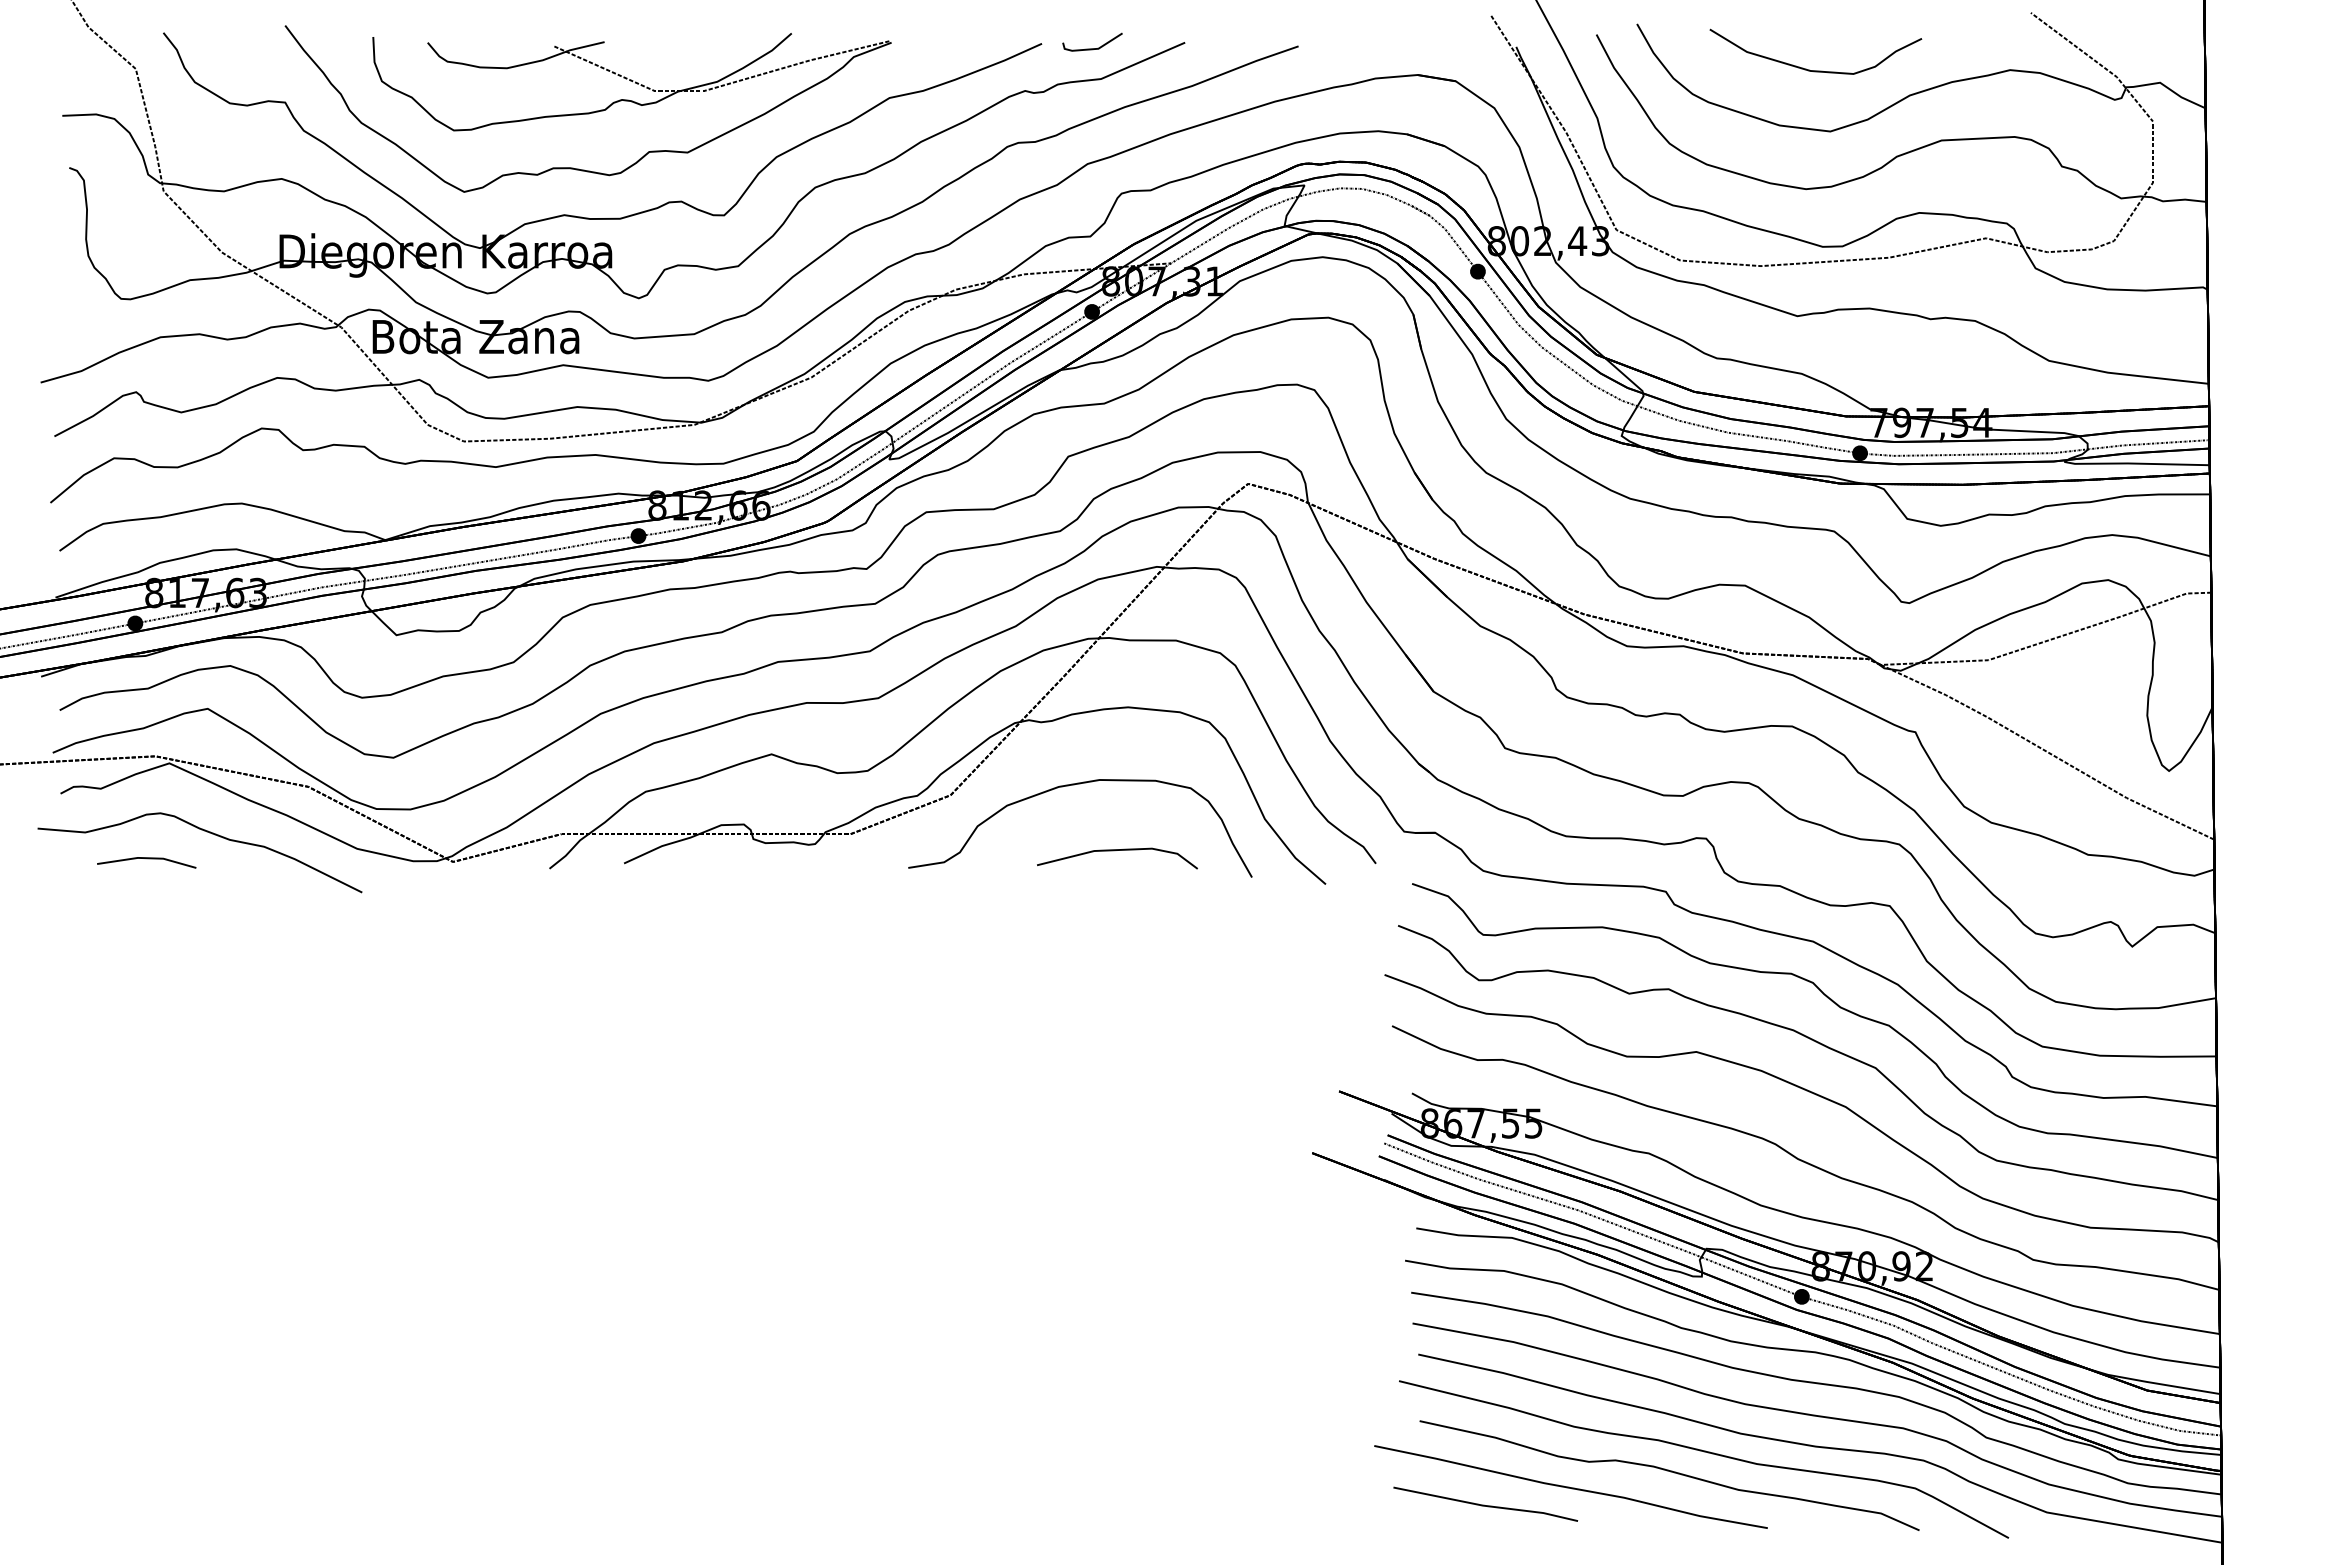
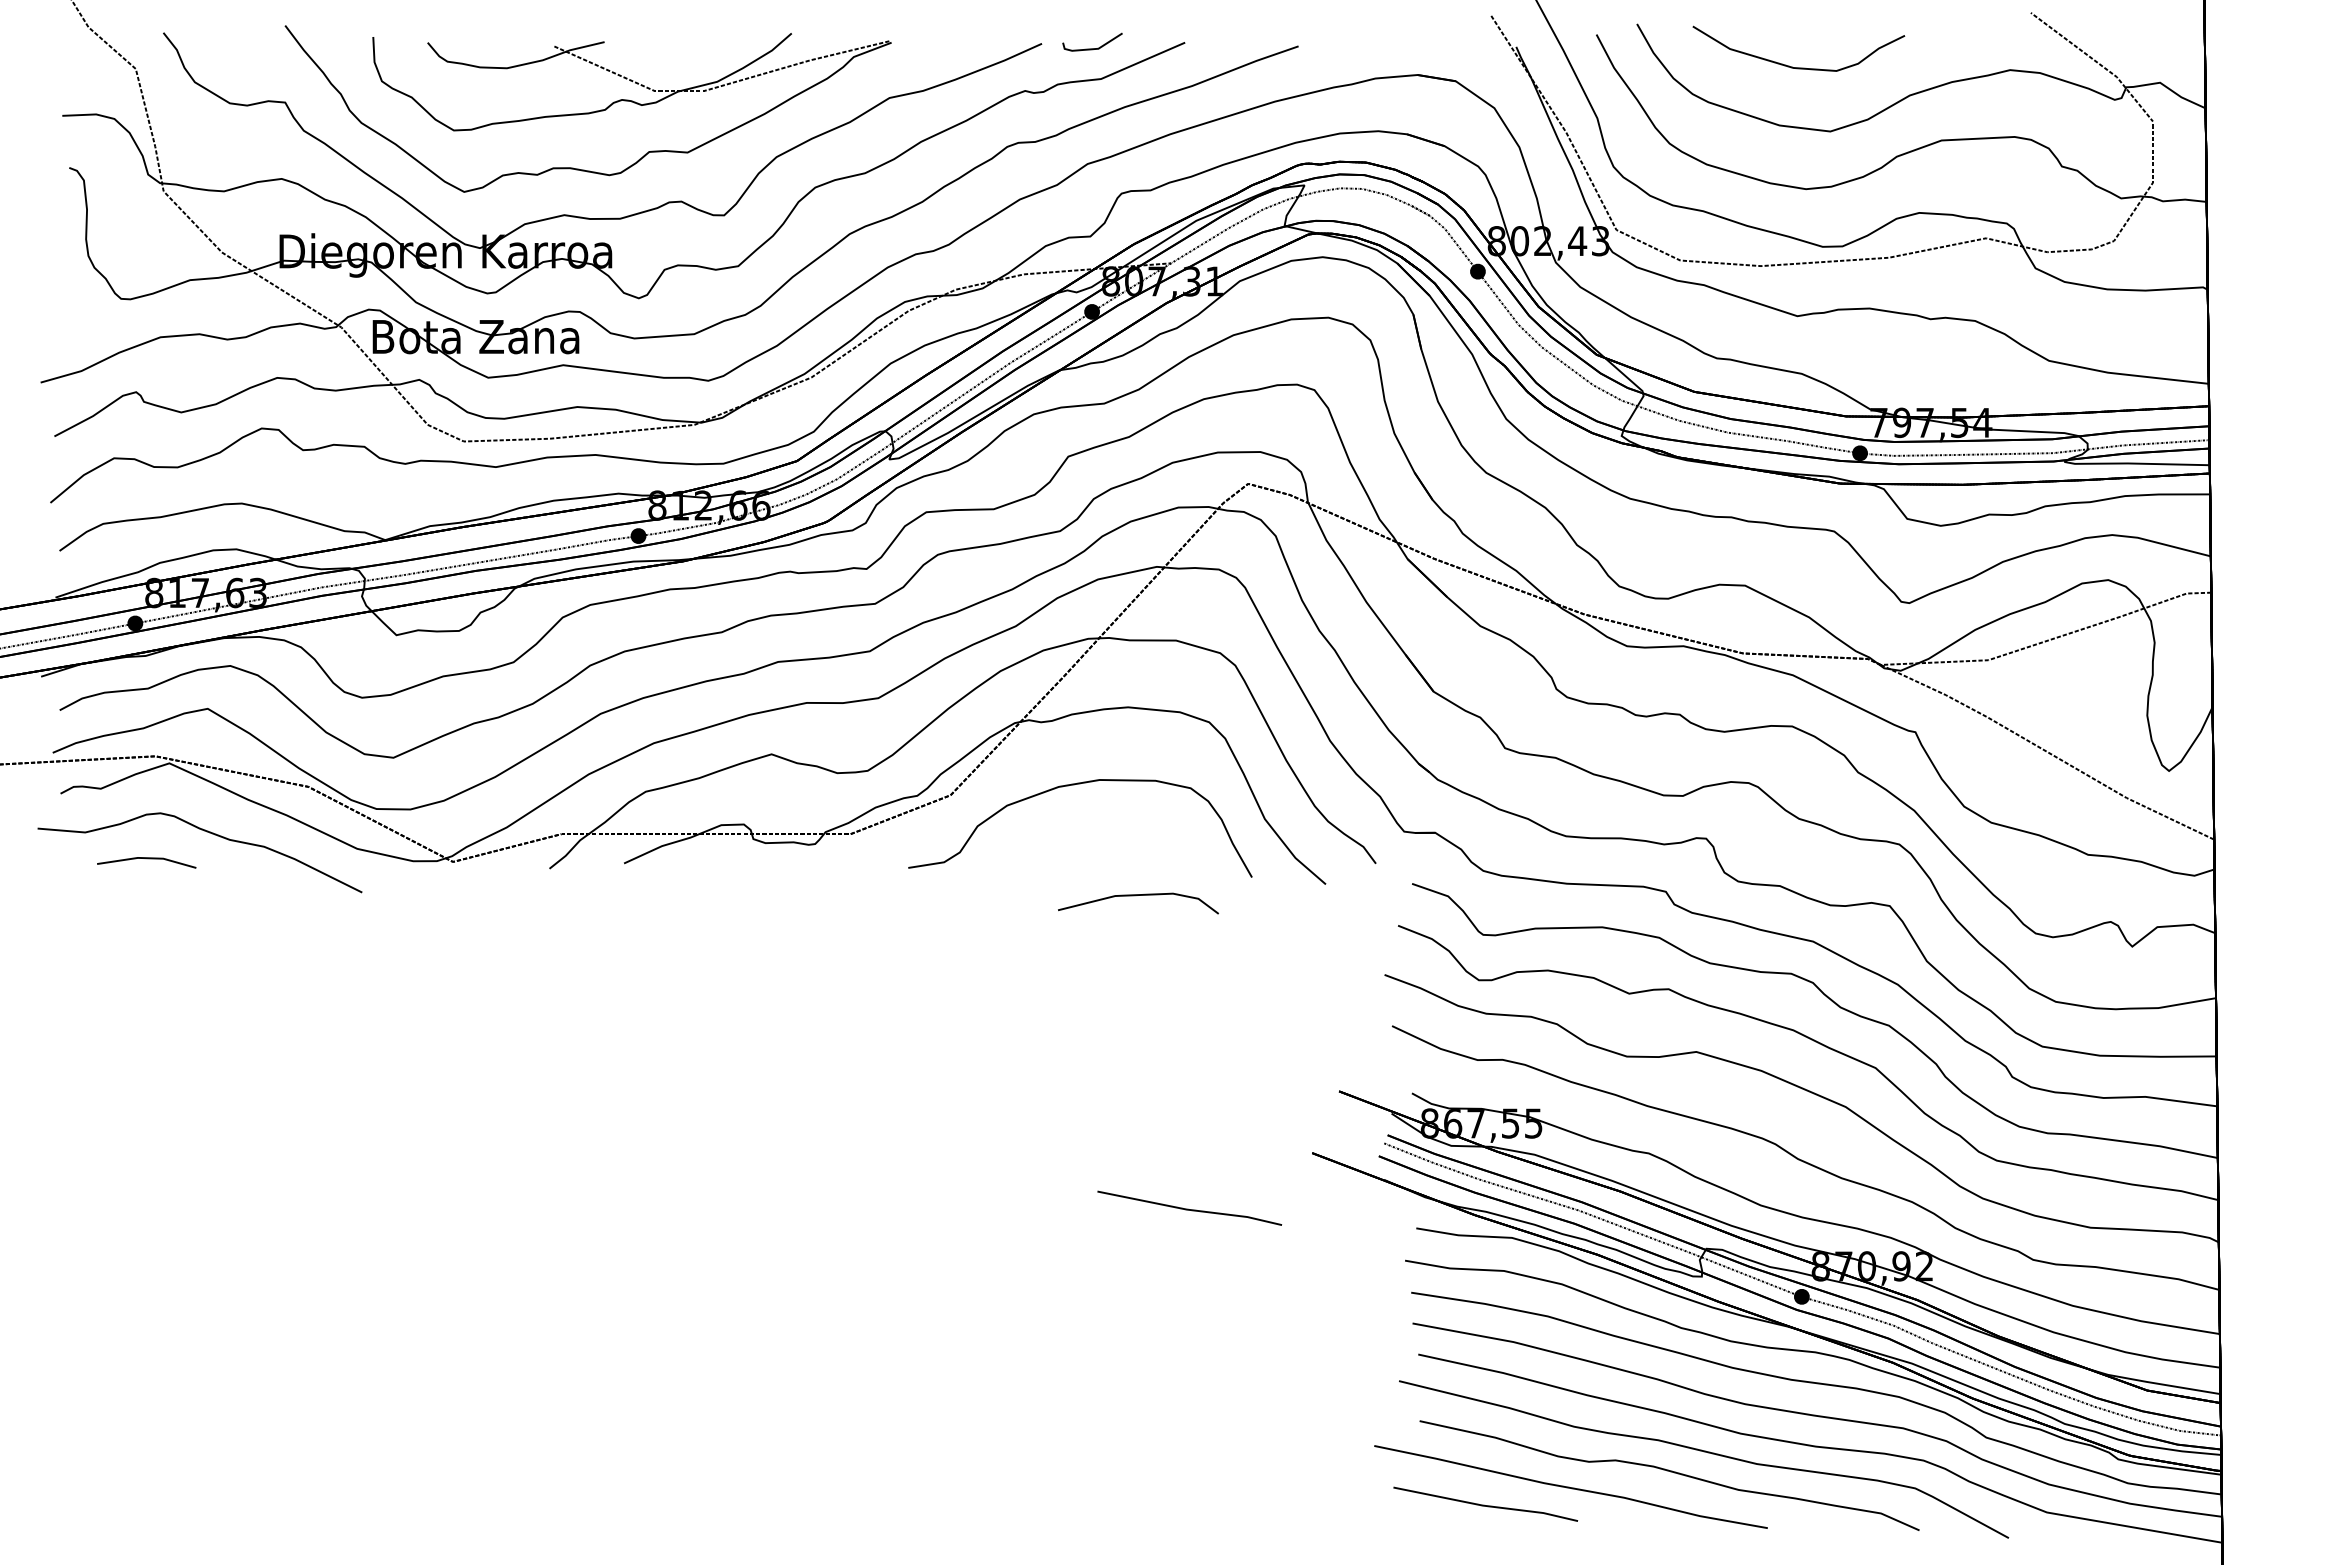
part position: (1809, 69) -> (1792, 66) (1792, 66)
line position: (1114, 851) -> (1135, 896) (1135, 896)
line: none -> present (1188, 1208)
